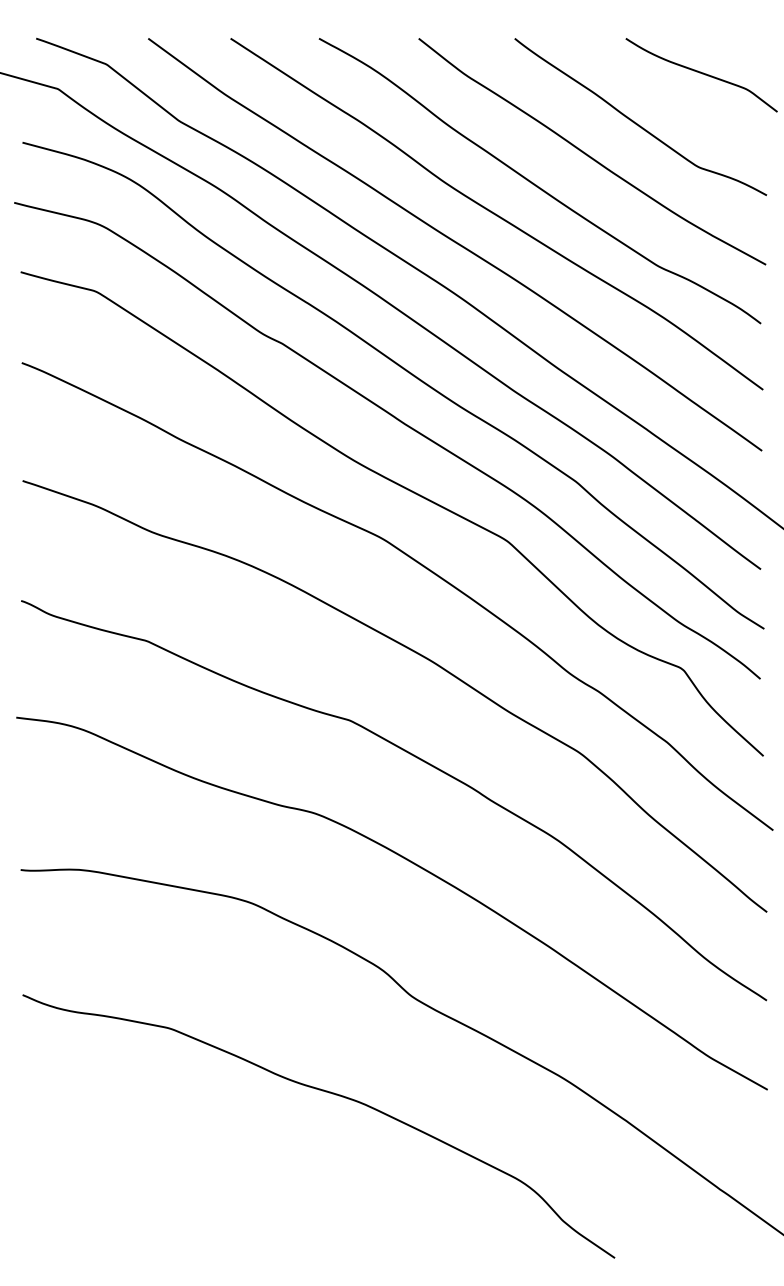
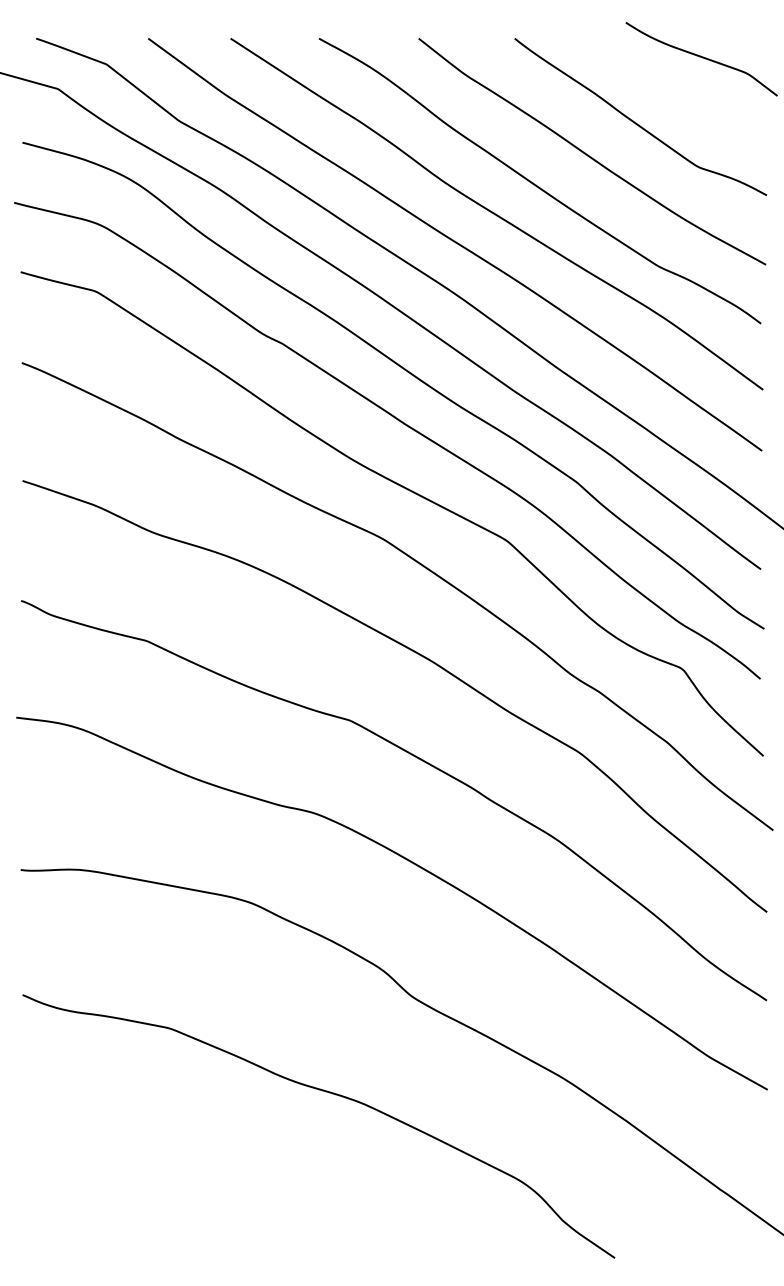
curve position: (702, 74) -> (702, 58) (702, 58)
